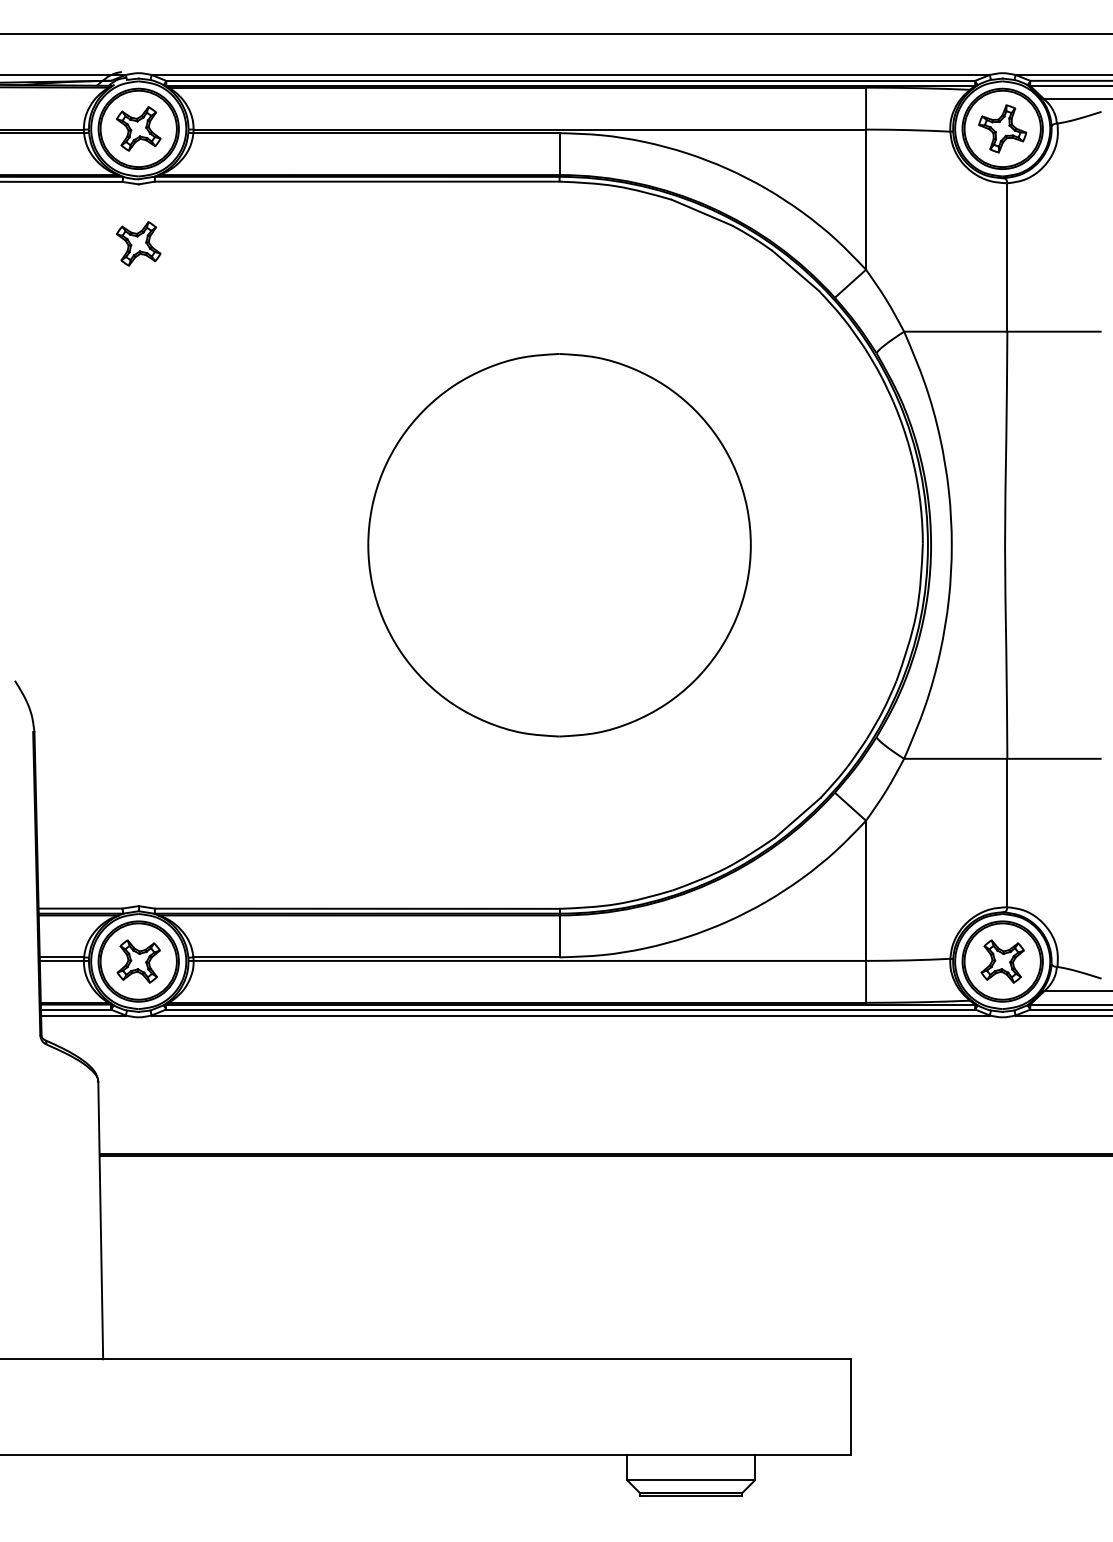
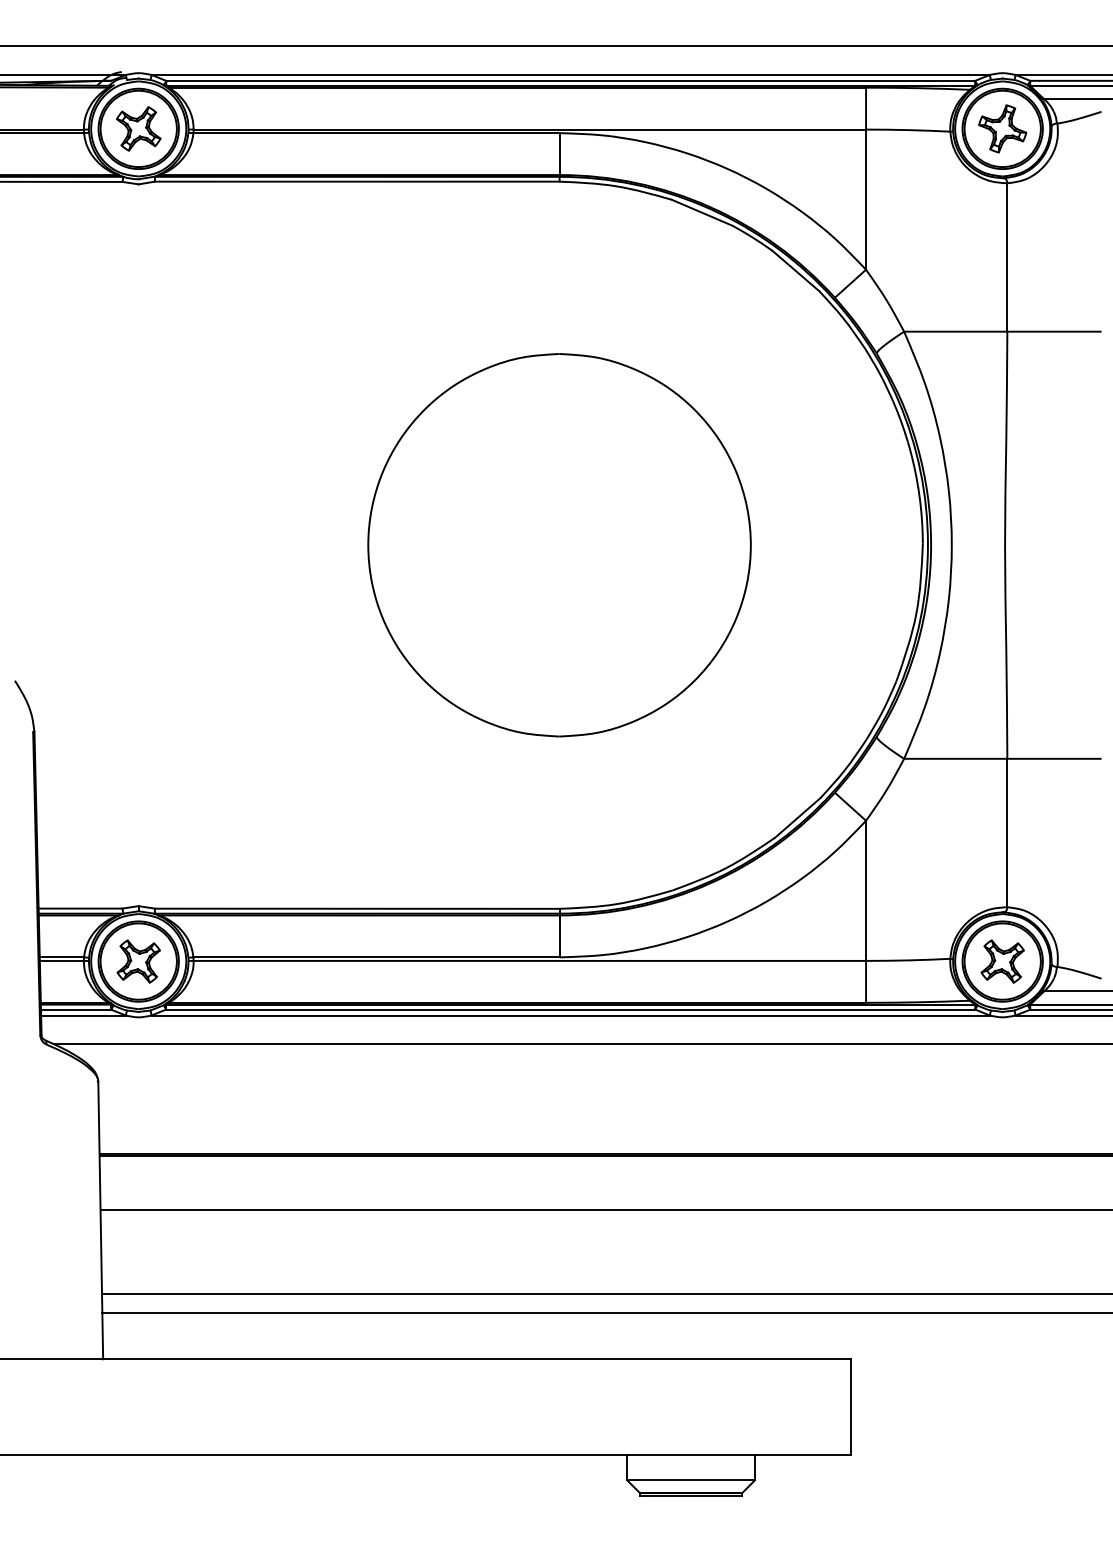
line position: (555, 34) -> (555, 46) (555, 46)
part: present -> none (138, 243)
line: none -> present (581, 1044)
line: none -> present (604, 1209)
line: none -> present (605, 1294)
line: none -> present (605, 1312)
